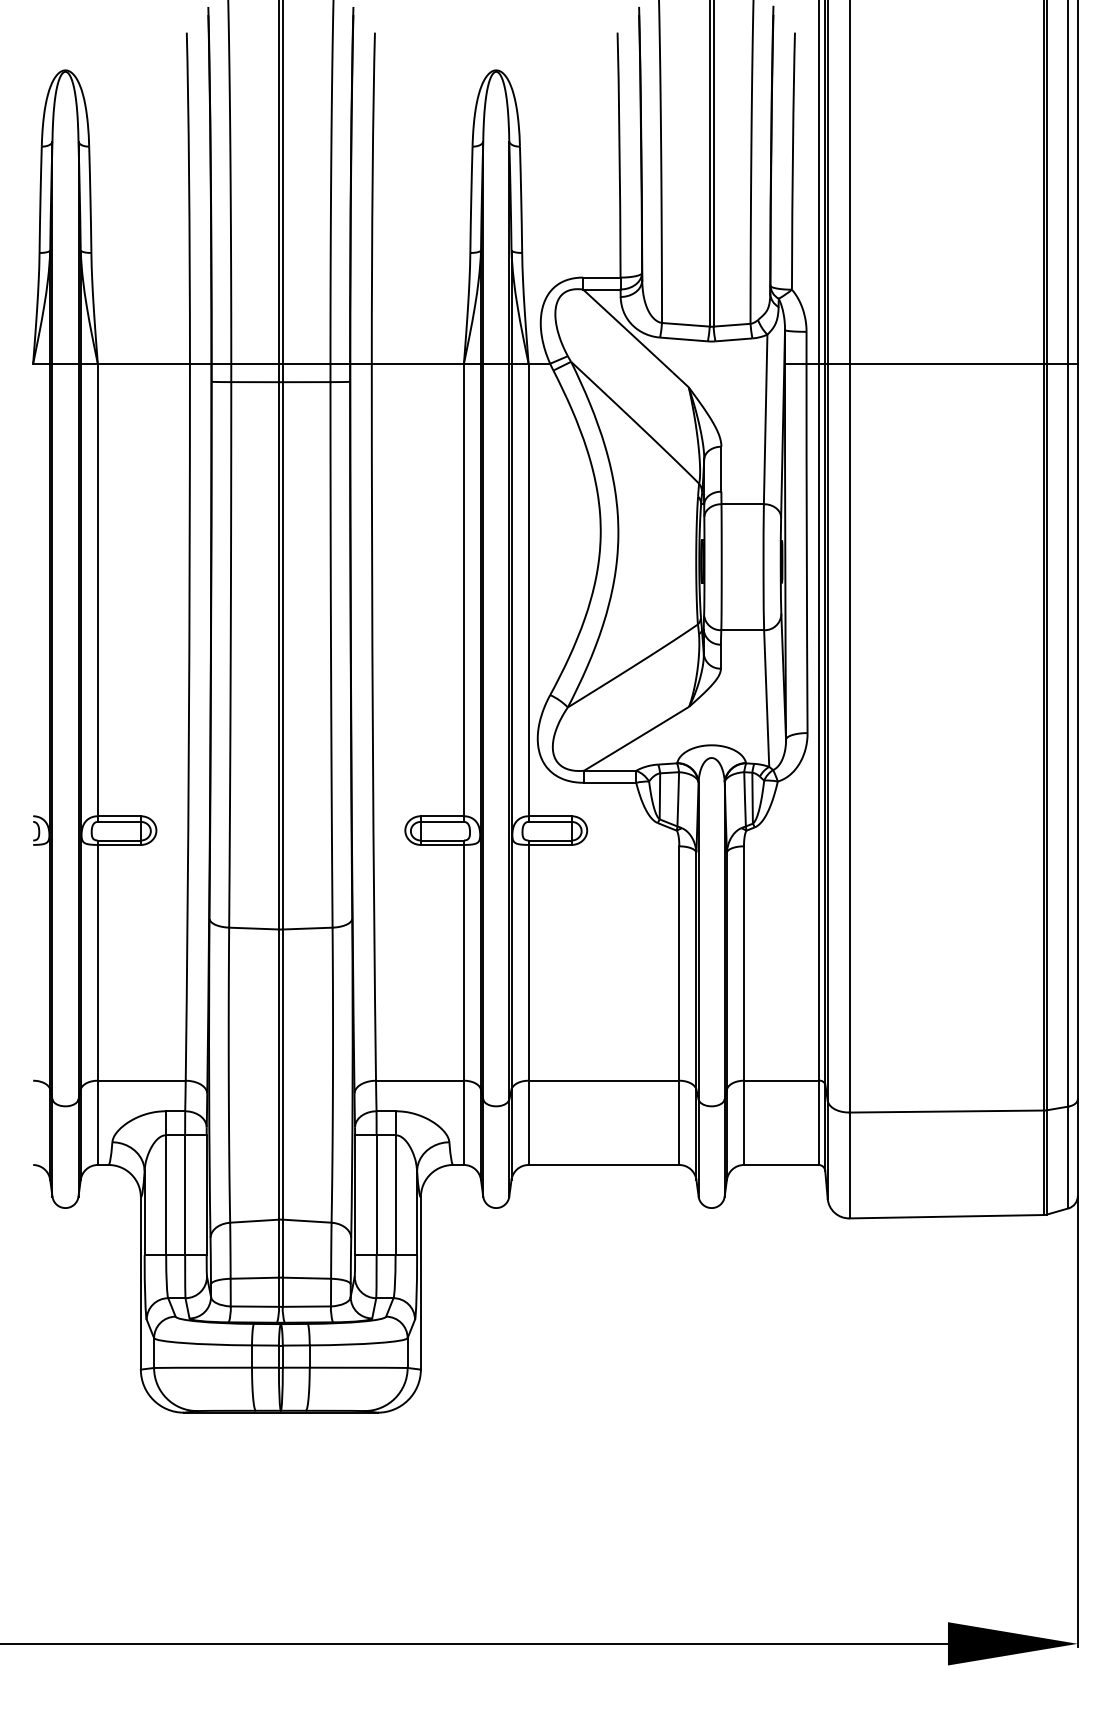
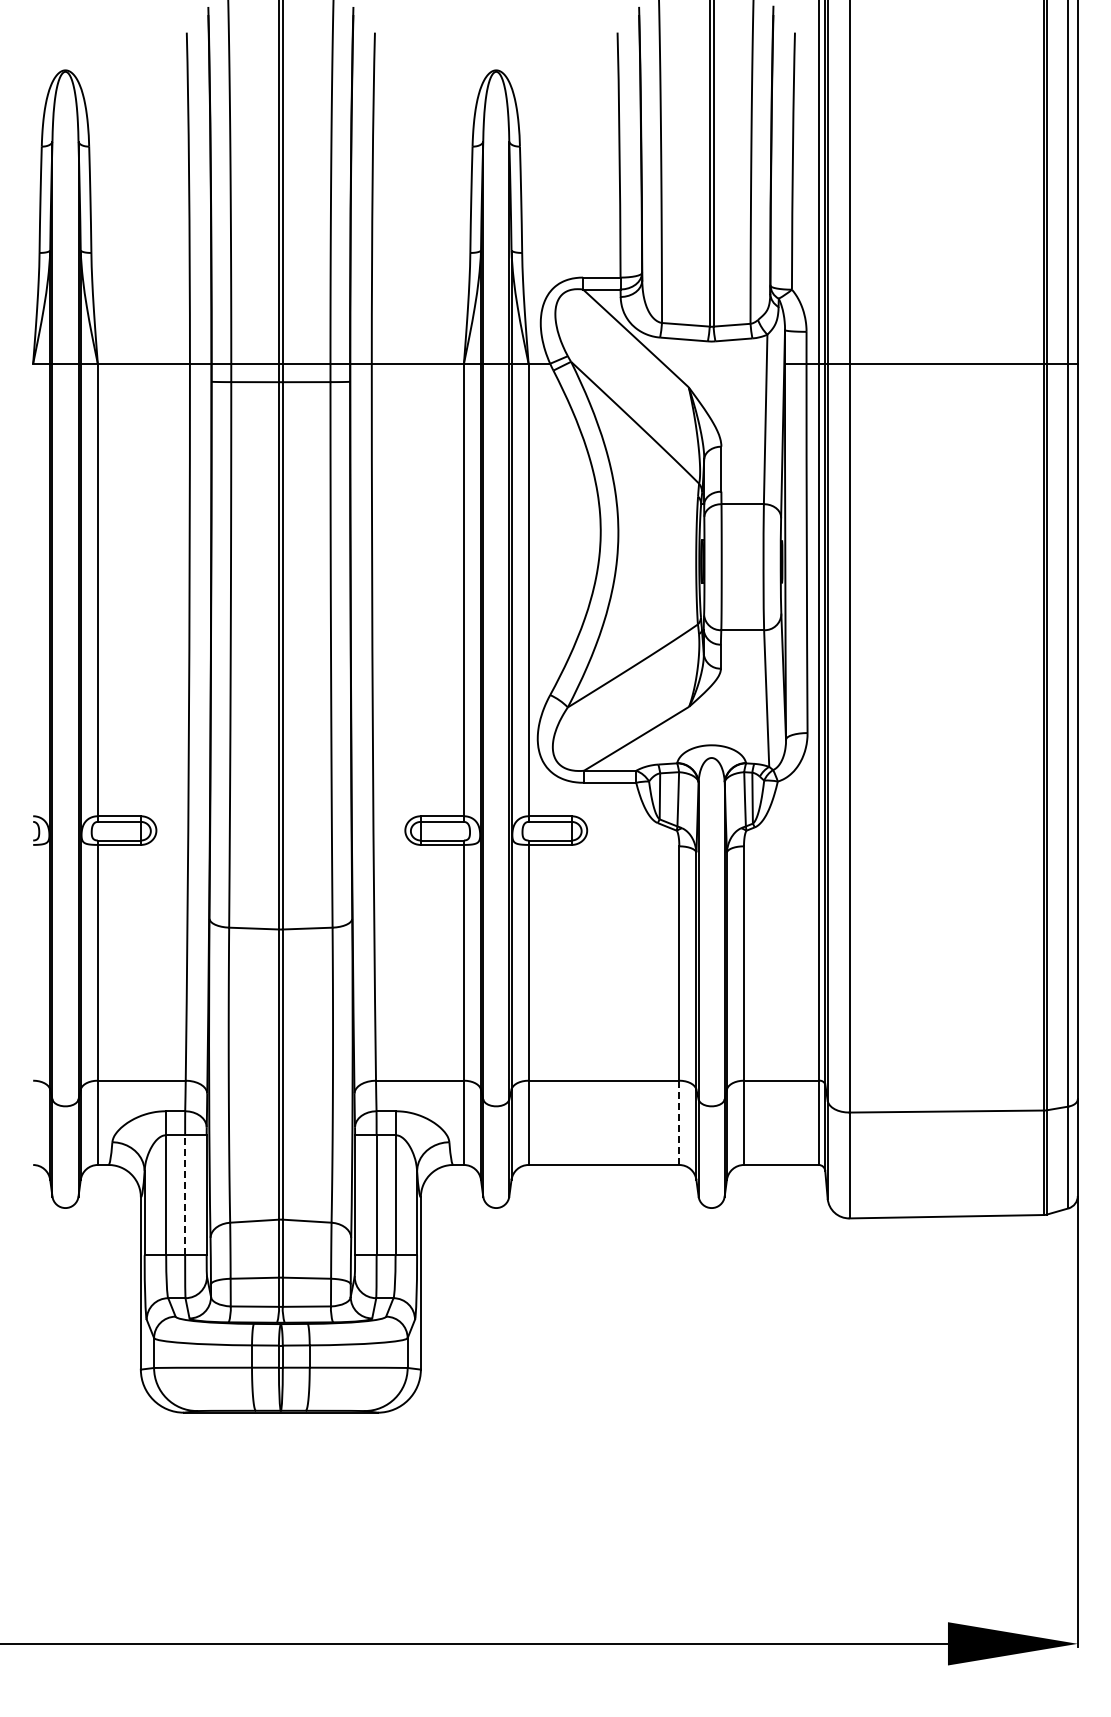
line: solid -> dashed (679, 1123)
line: solid -> dashed (185, 1194)
